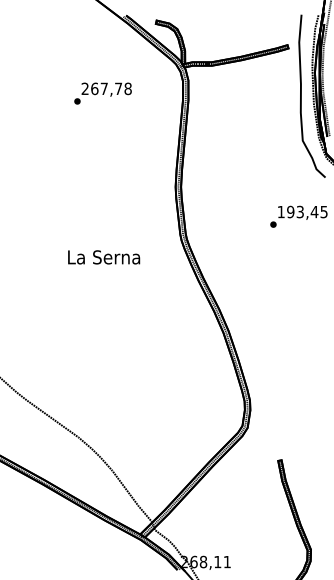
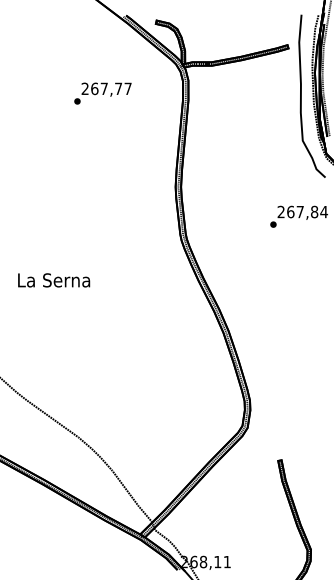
text: 267,78 -> 267,77 (127, 88)
text: 193,45 -> 267,84 (302, 211)
text position: (104, 257) -> (54, 280) (54, 280)
